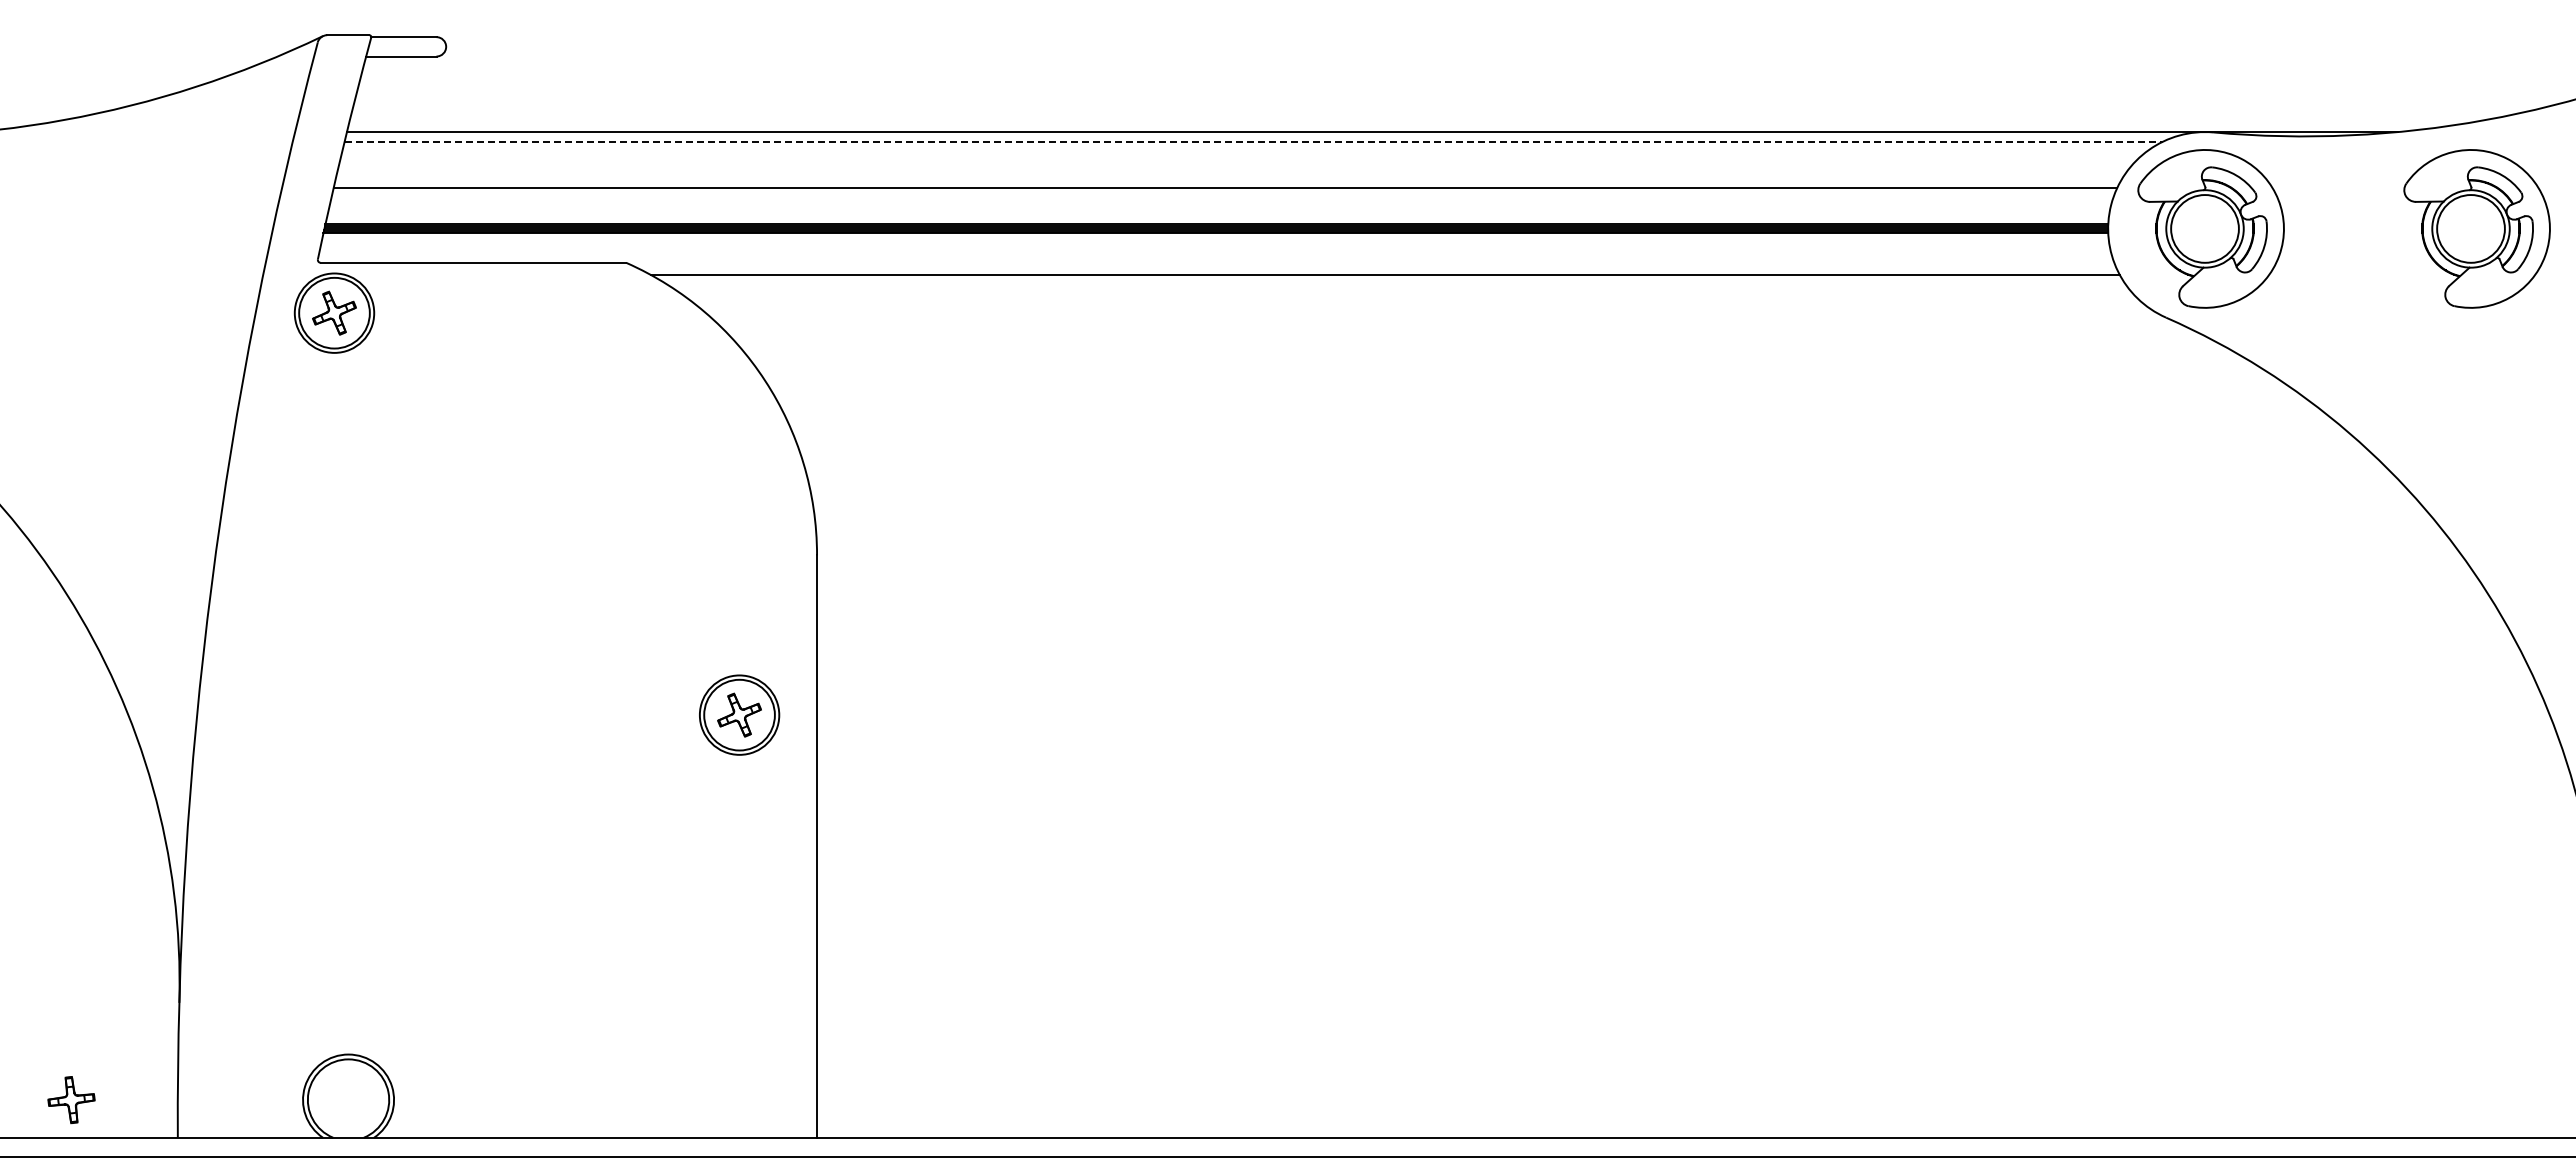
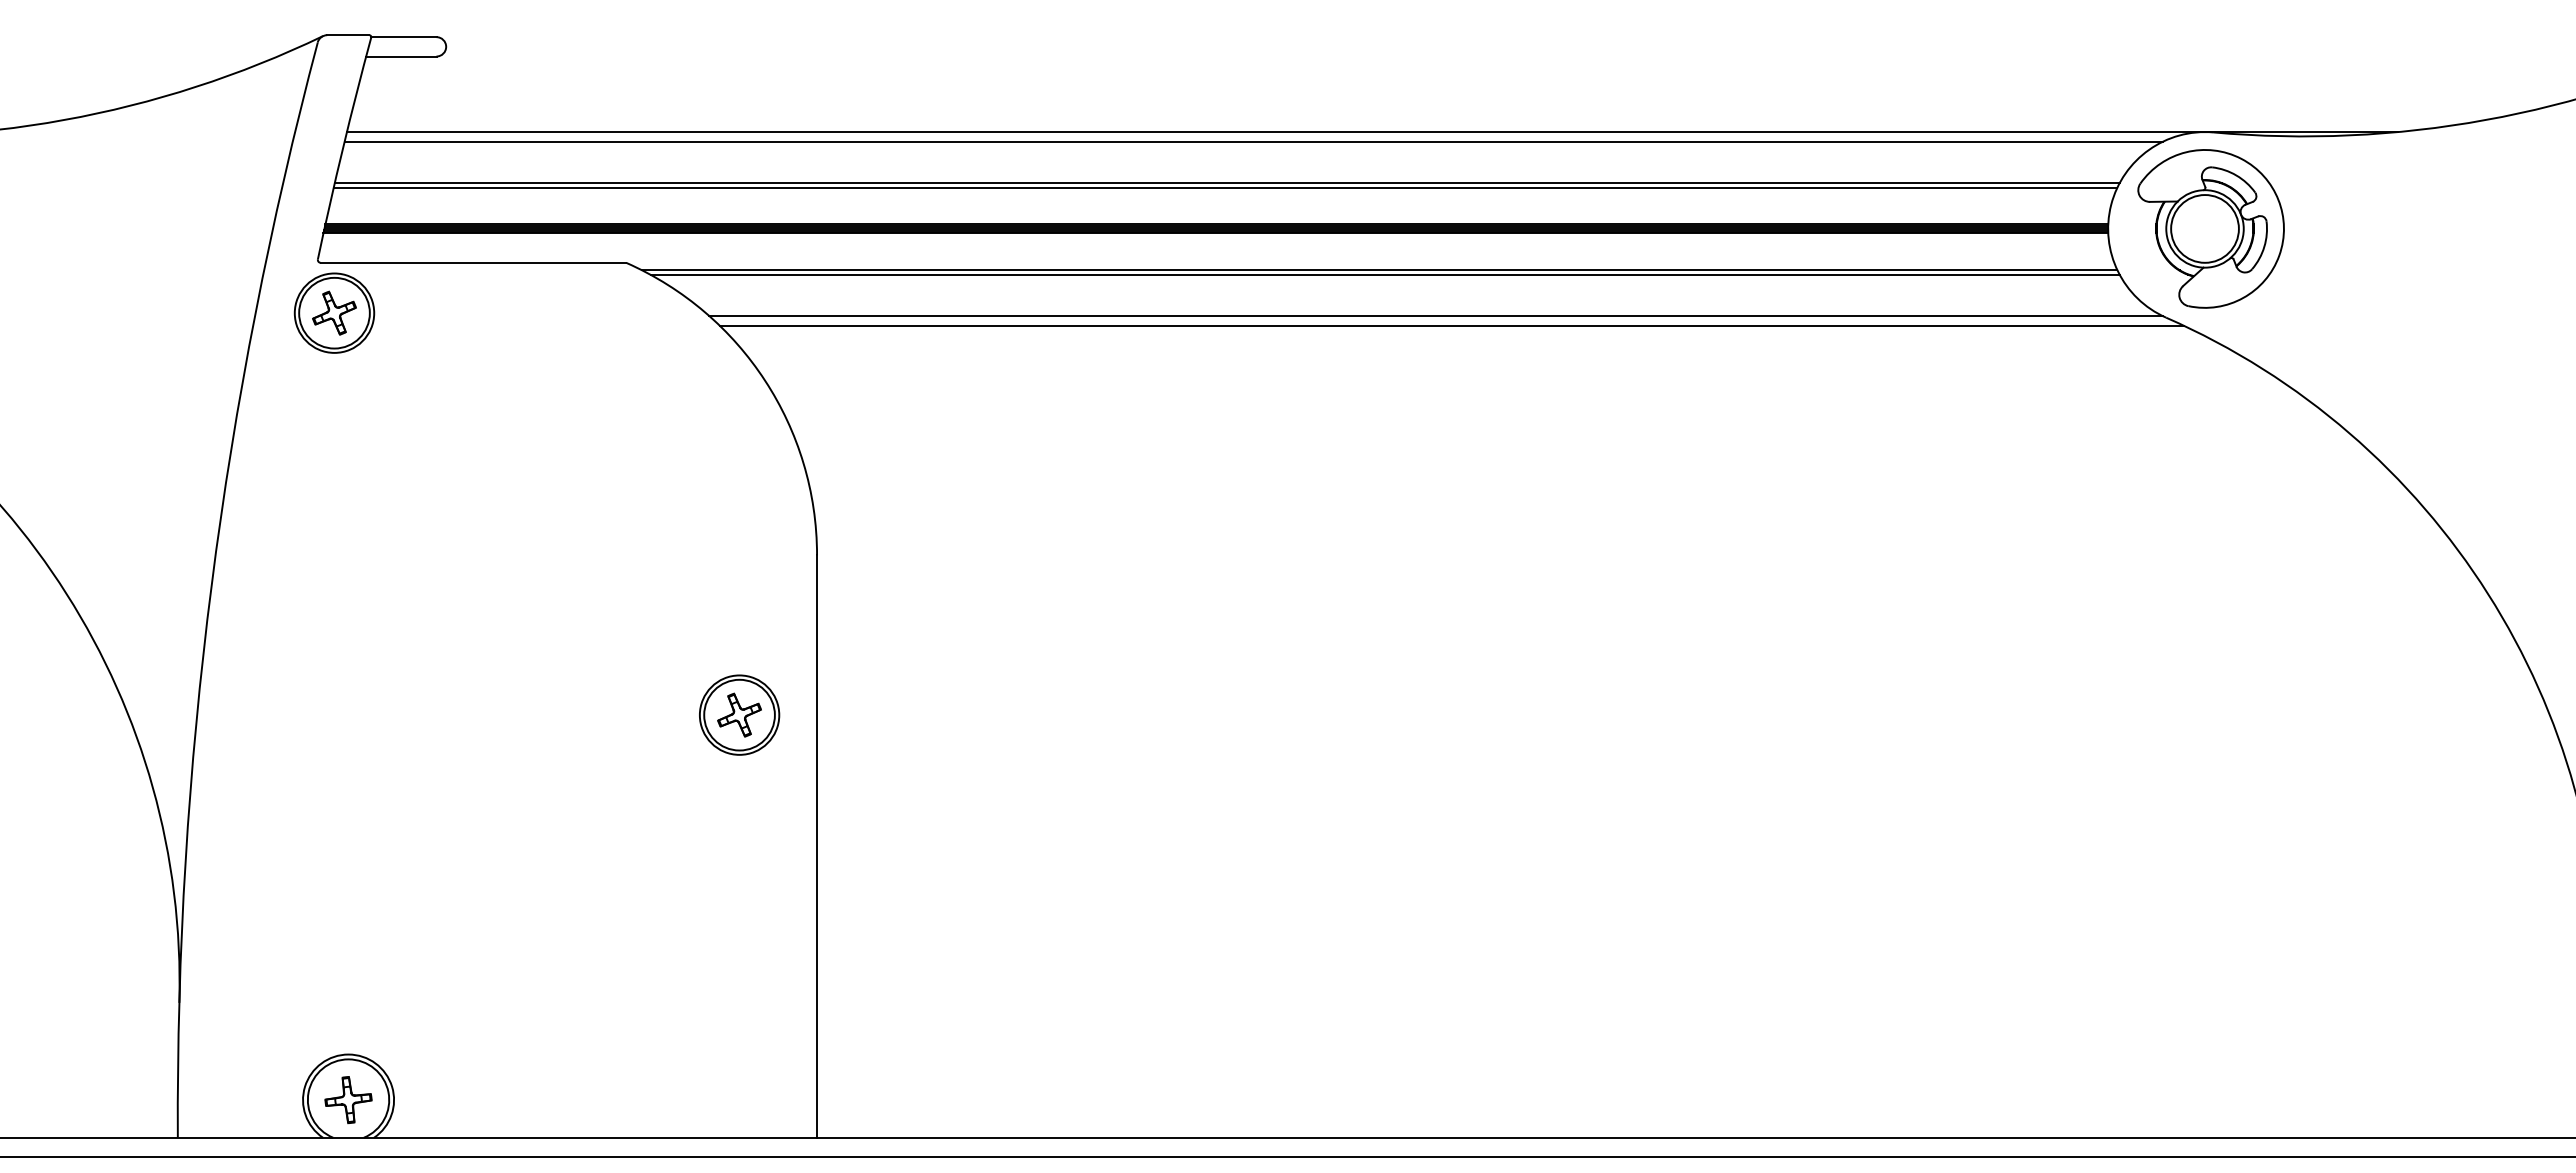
line: dashed -> solid (1254, 141)
line: none -> present (1226, 182)
part: present -> none (2476, 228)
line: none -> present (1379, 270)
line: none -> present (1435, 316)
line: none -> present (1451, 325)
part position: (71, 1100) -> (348, 1100) (348, 1100)
